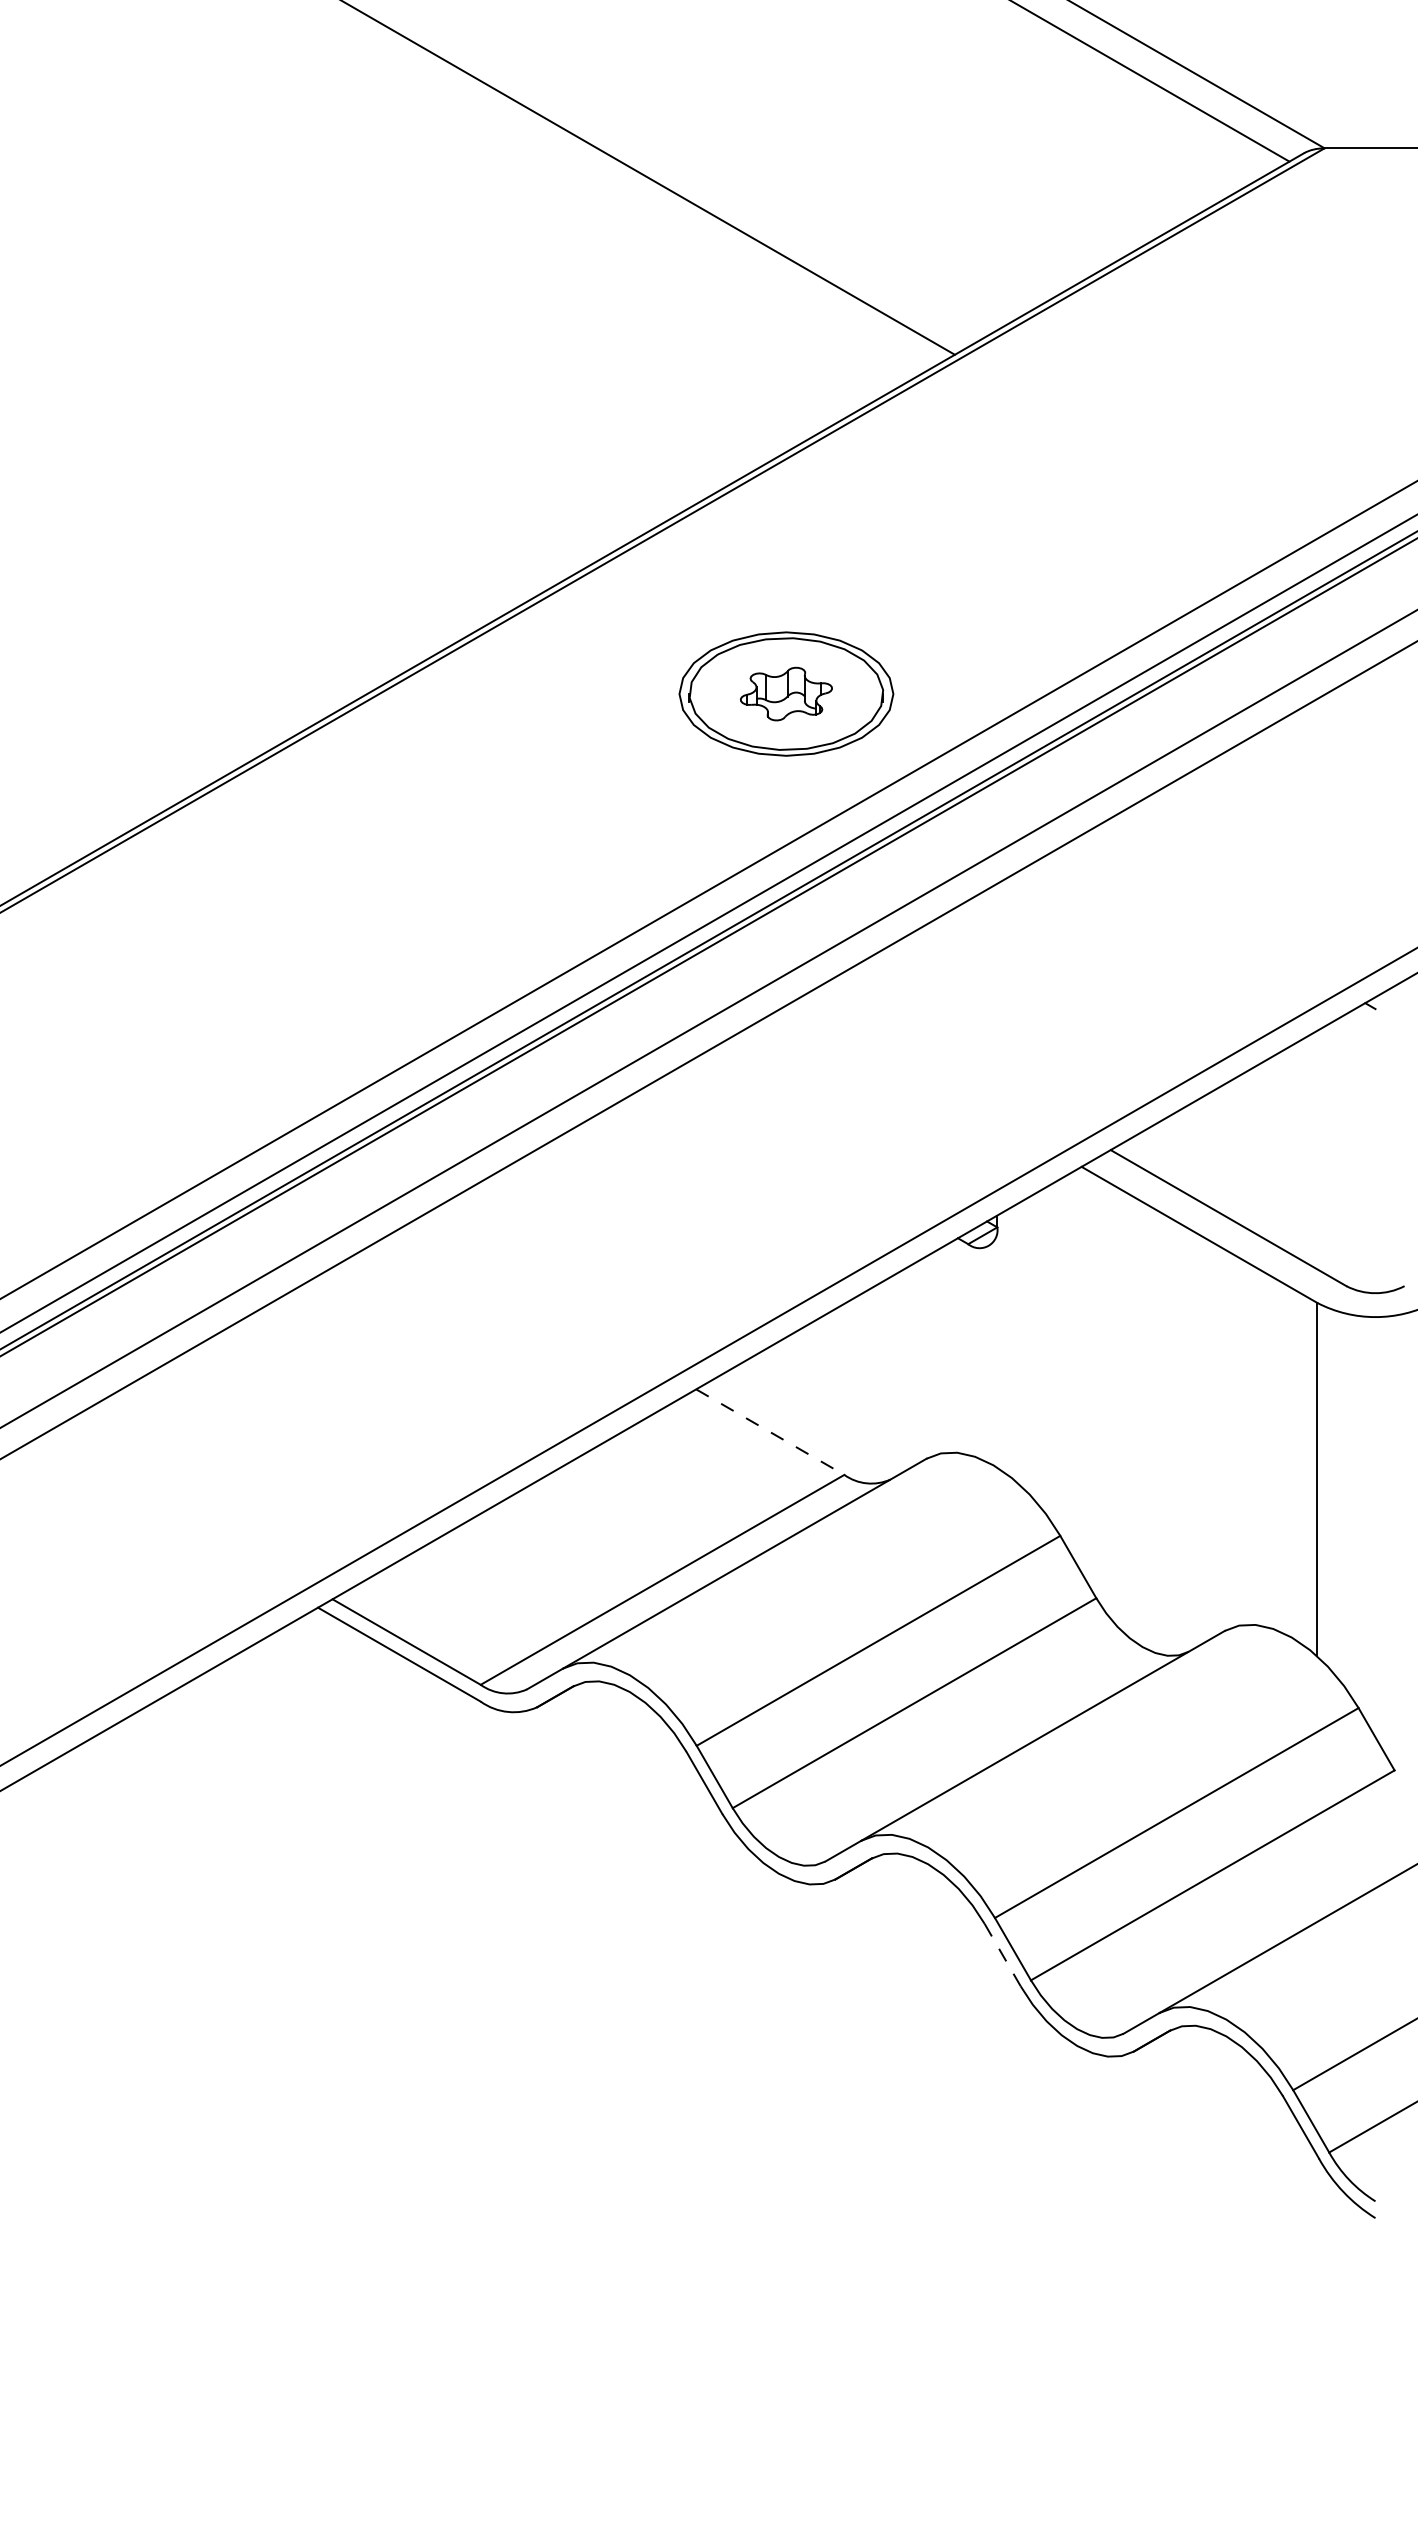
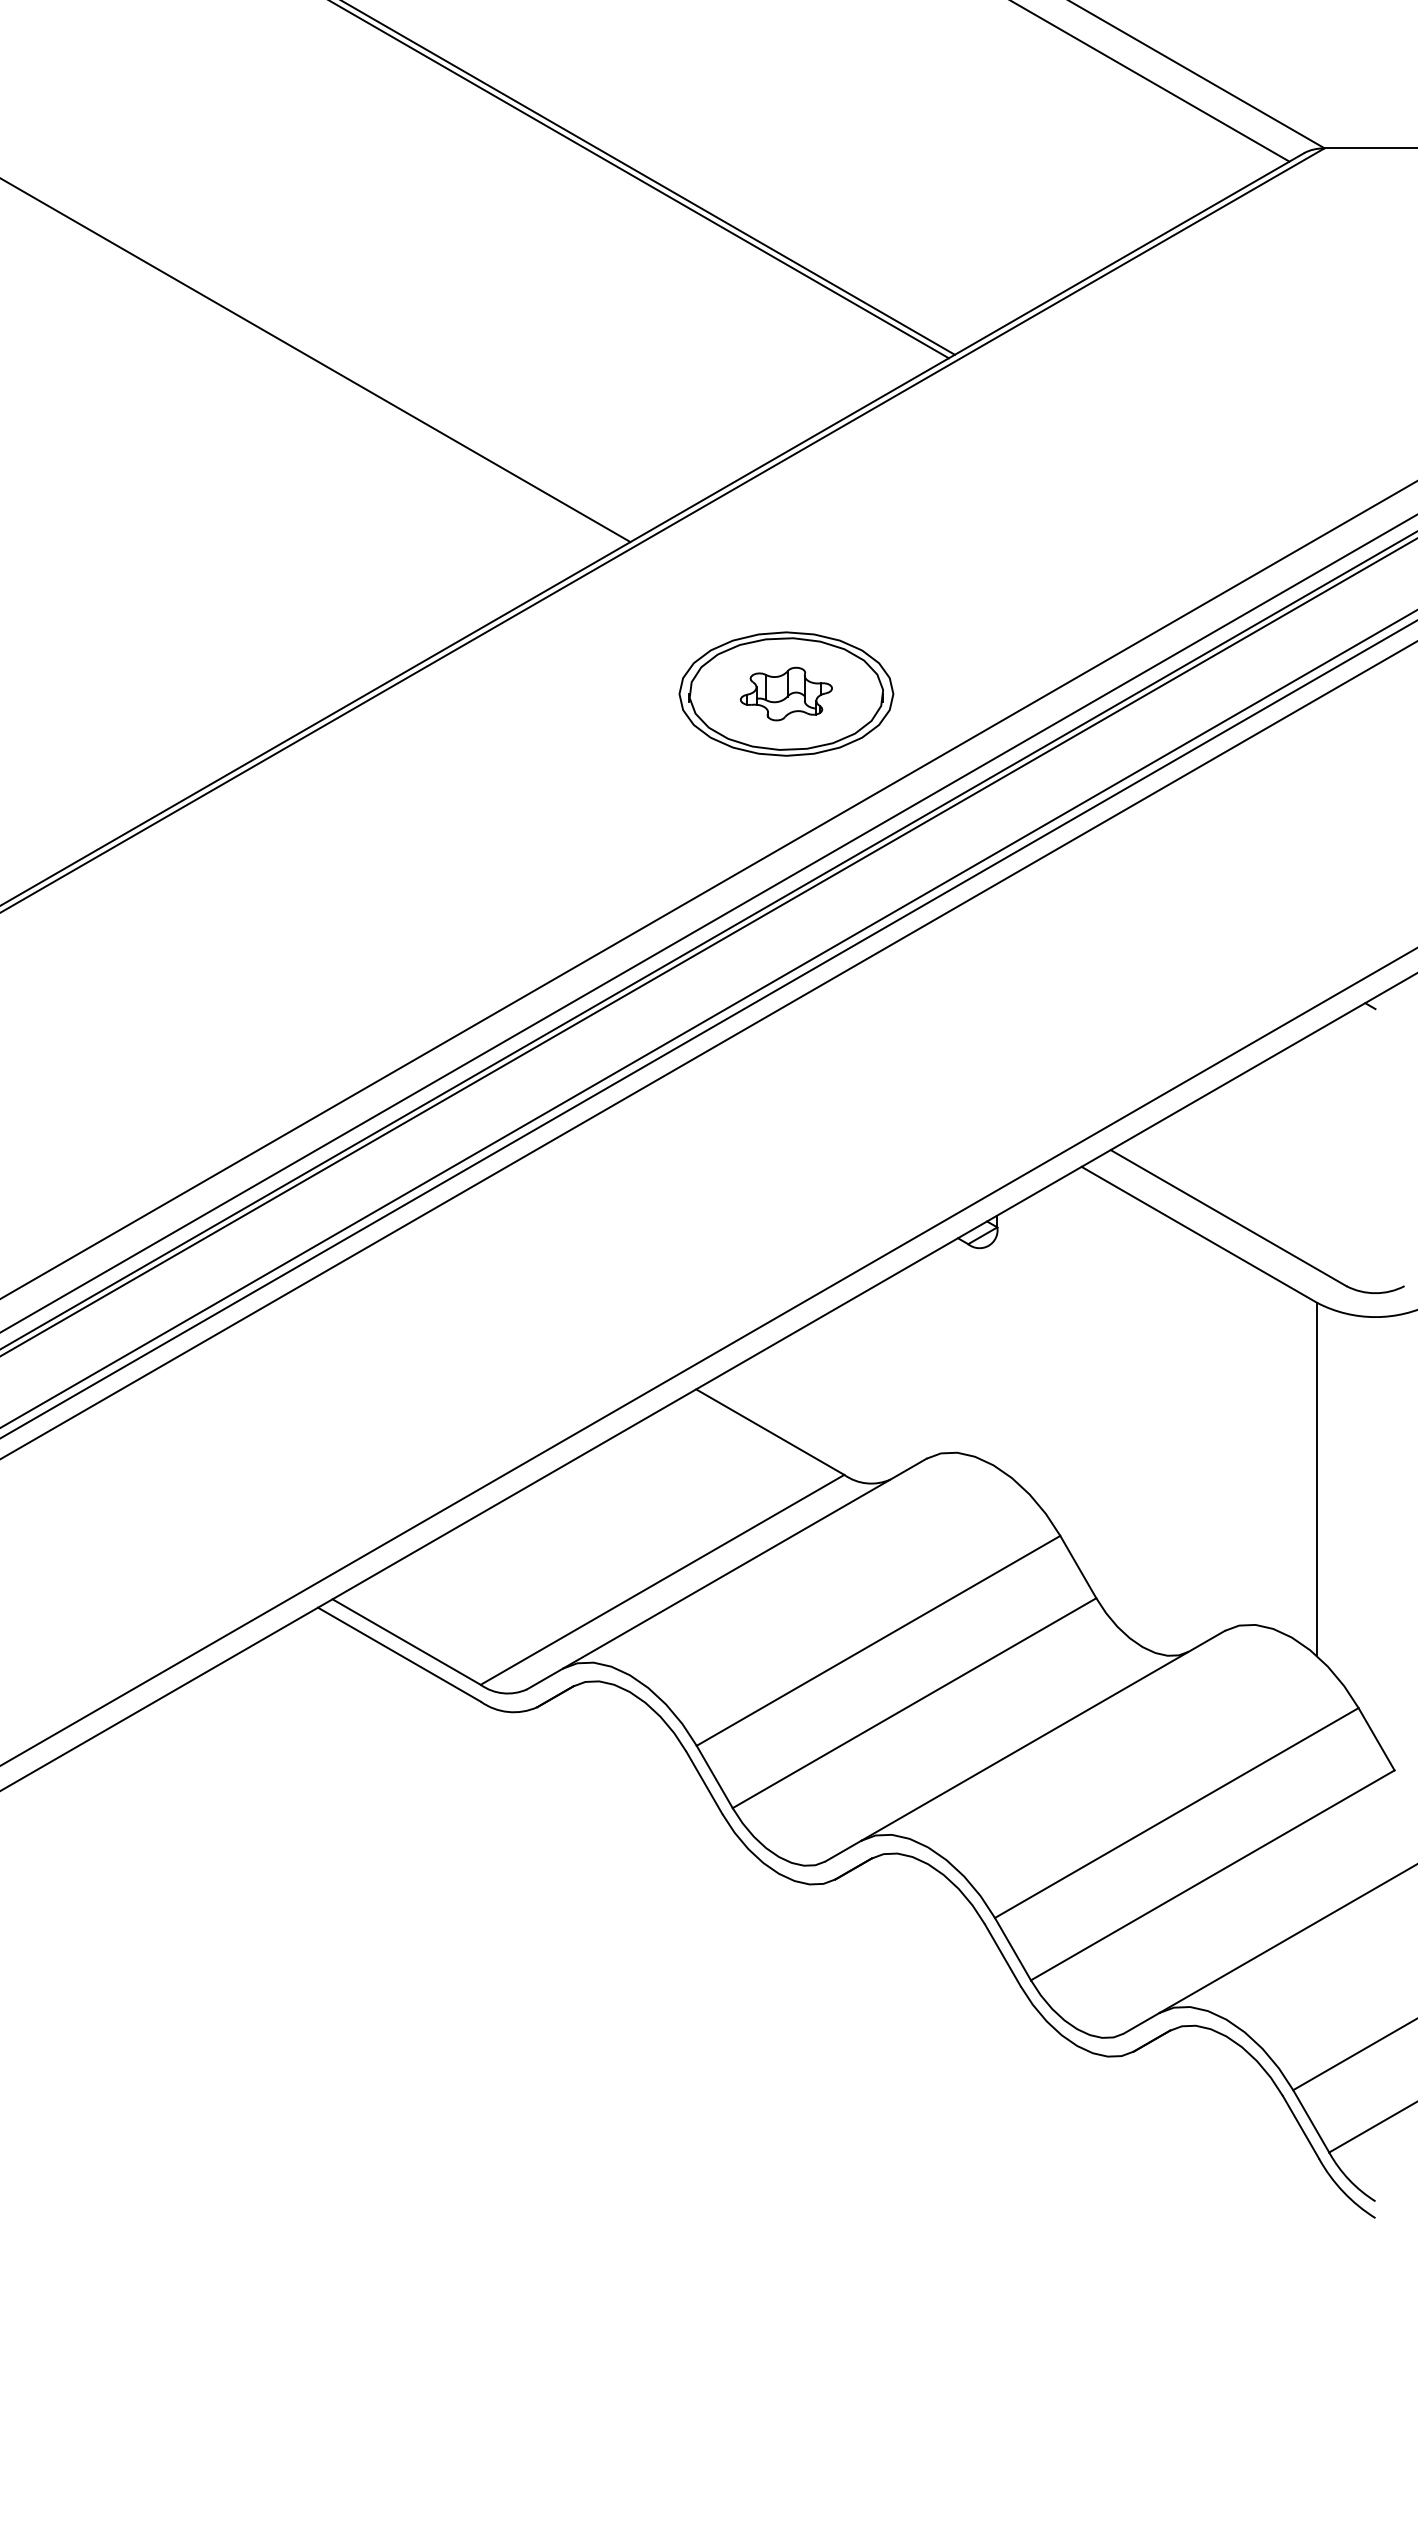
line: none -> present (640, 180)
line: none -> present (316, 360)
line: none -> present (708, 1029)
line: dashed -> solid (770, 1432)
line: dashed -> solid (1002, 1955)
